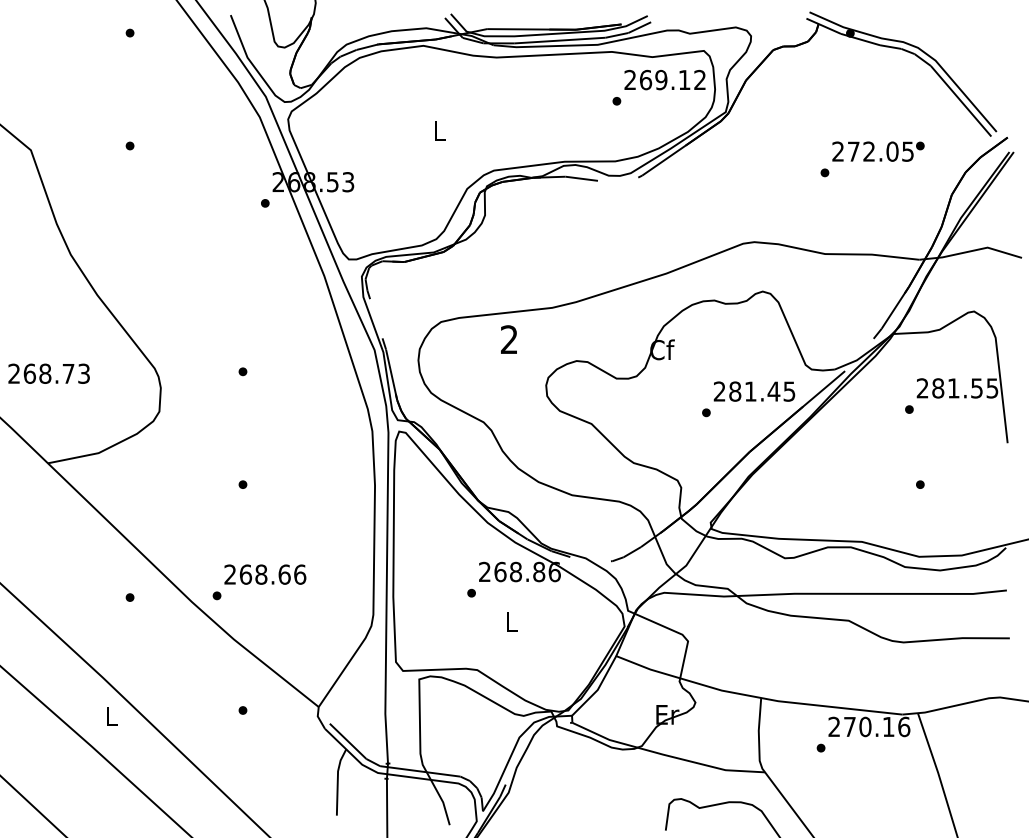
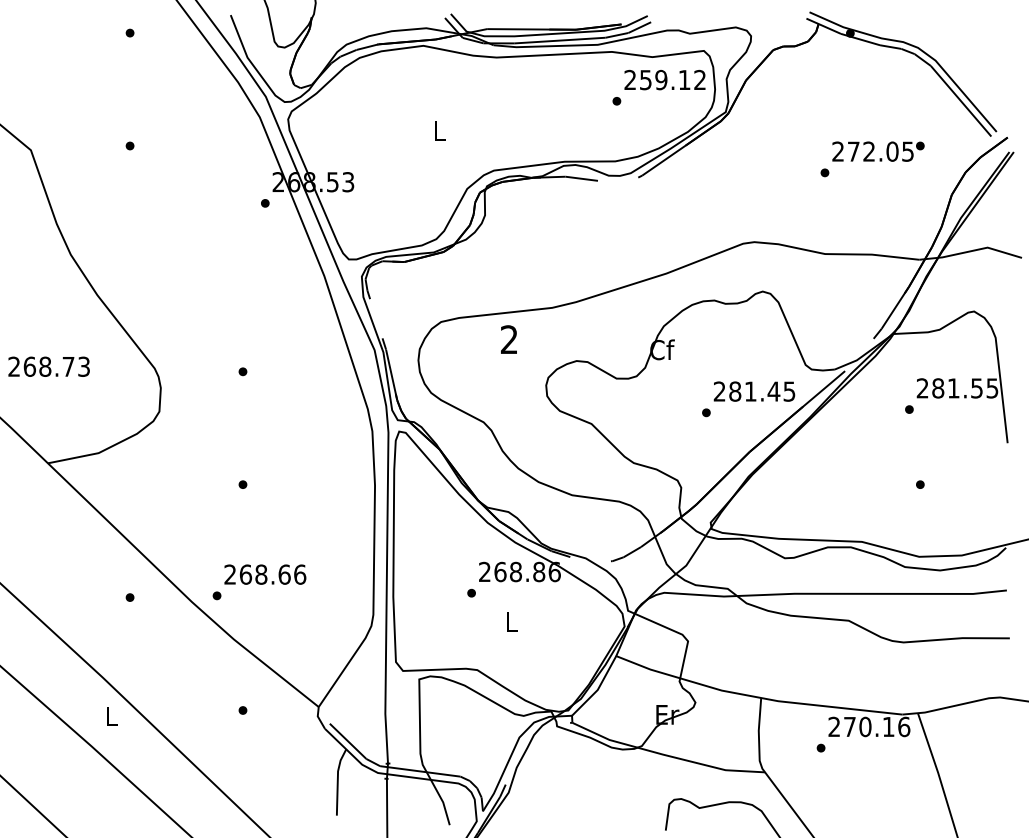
text: 269.12 -> 259.12 (646, 79)
text position: (48, 373) -> (48, 366) (48, 366)
